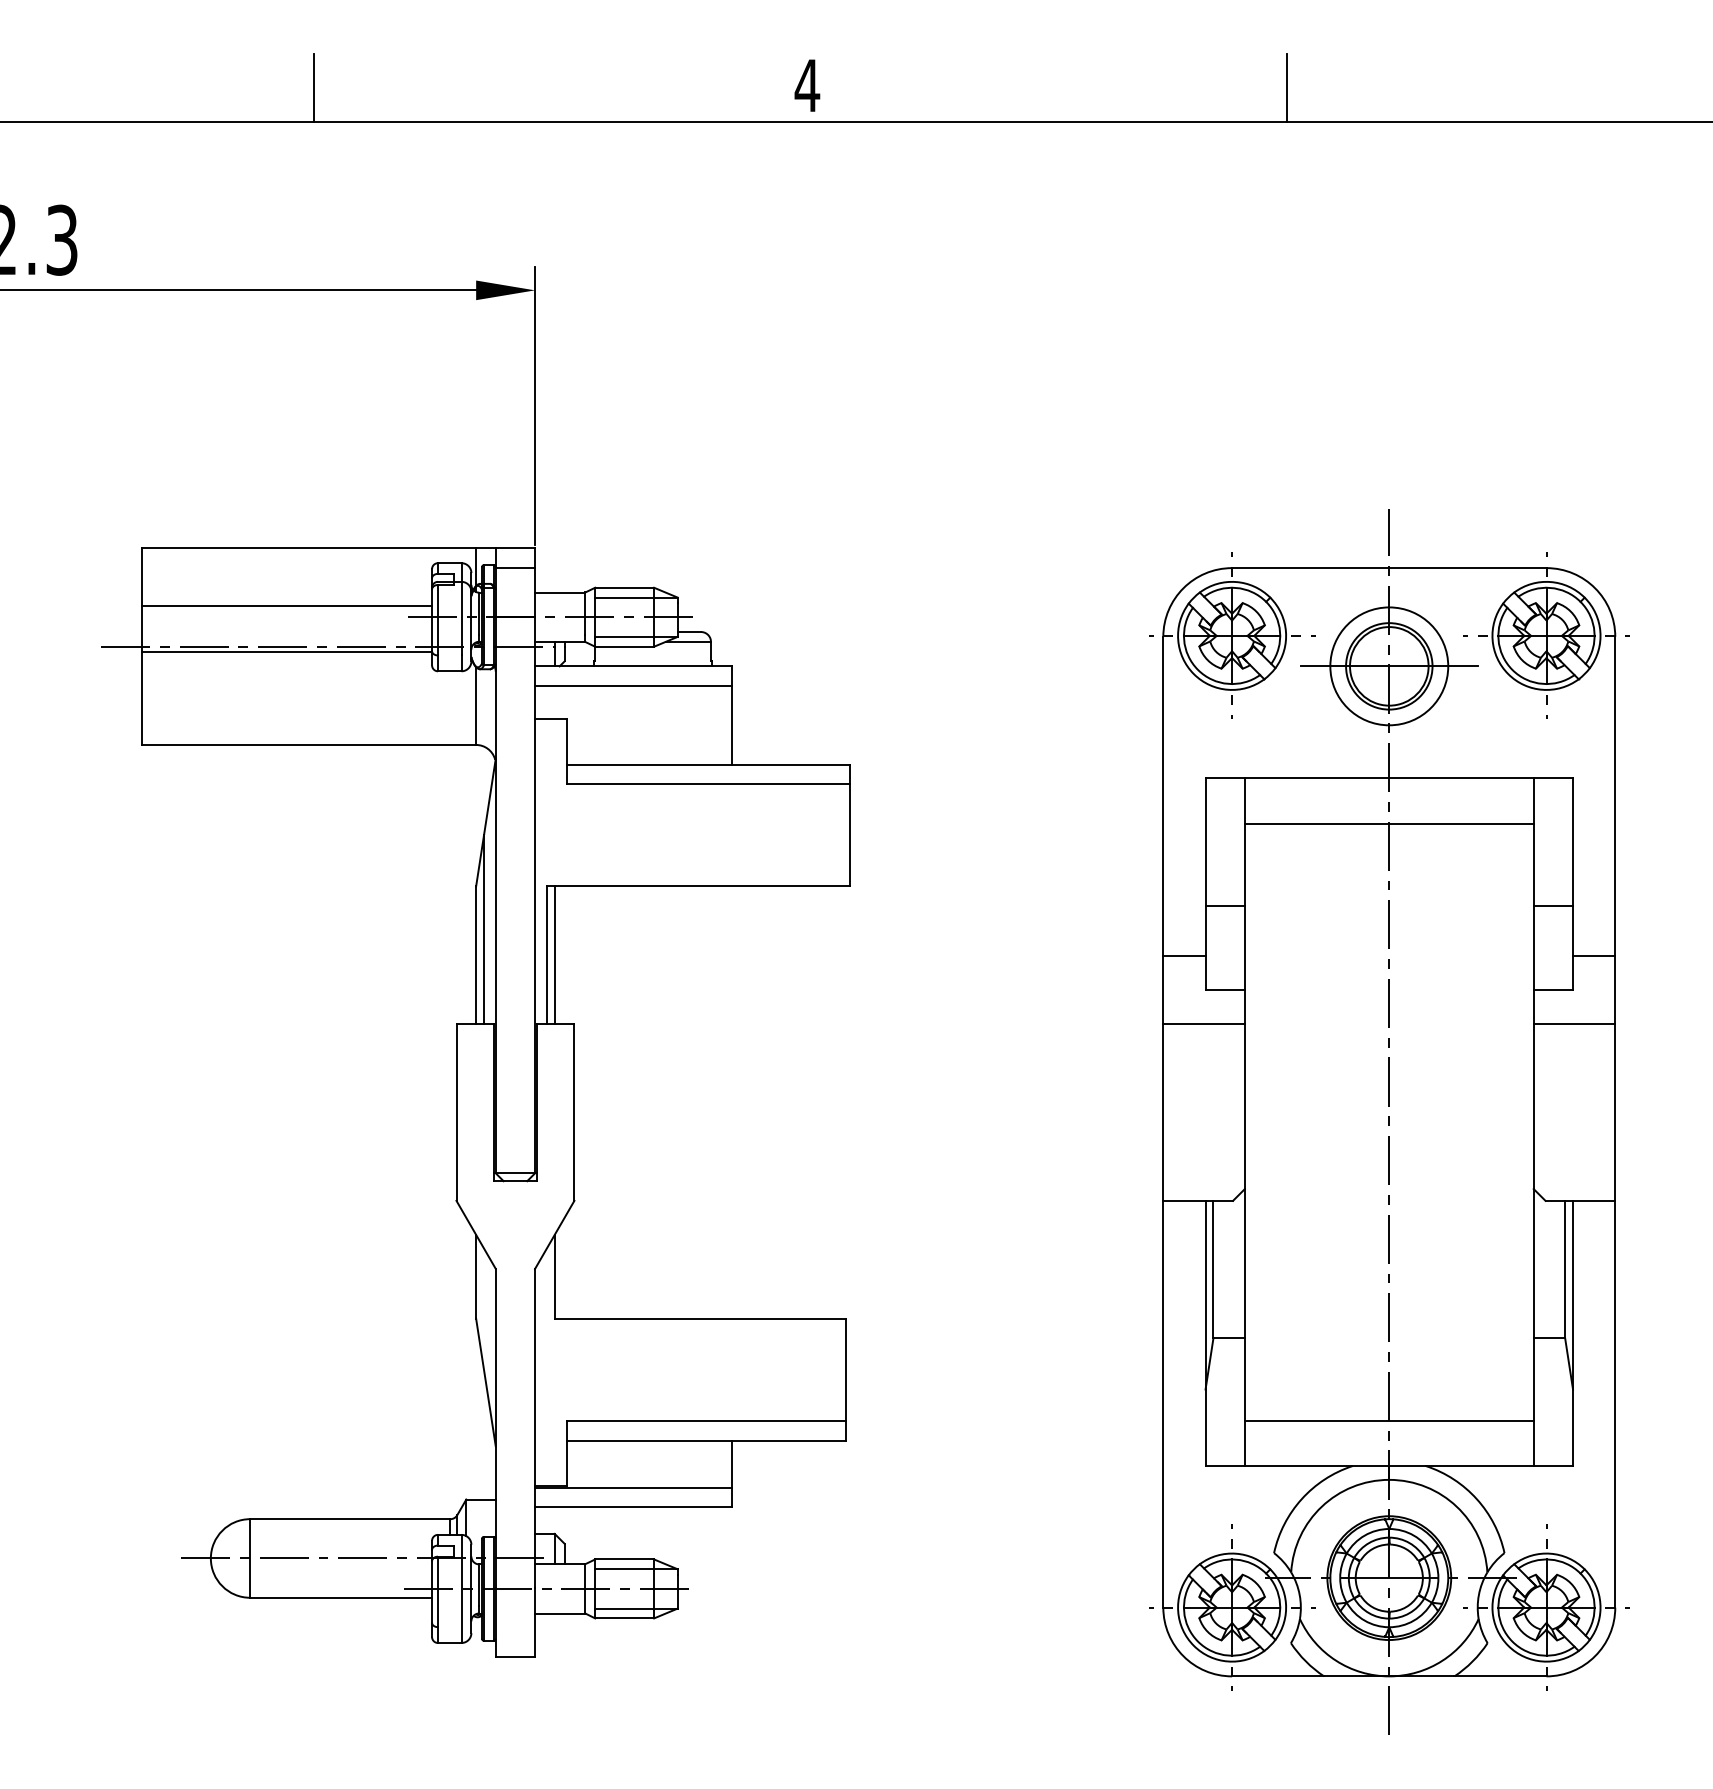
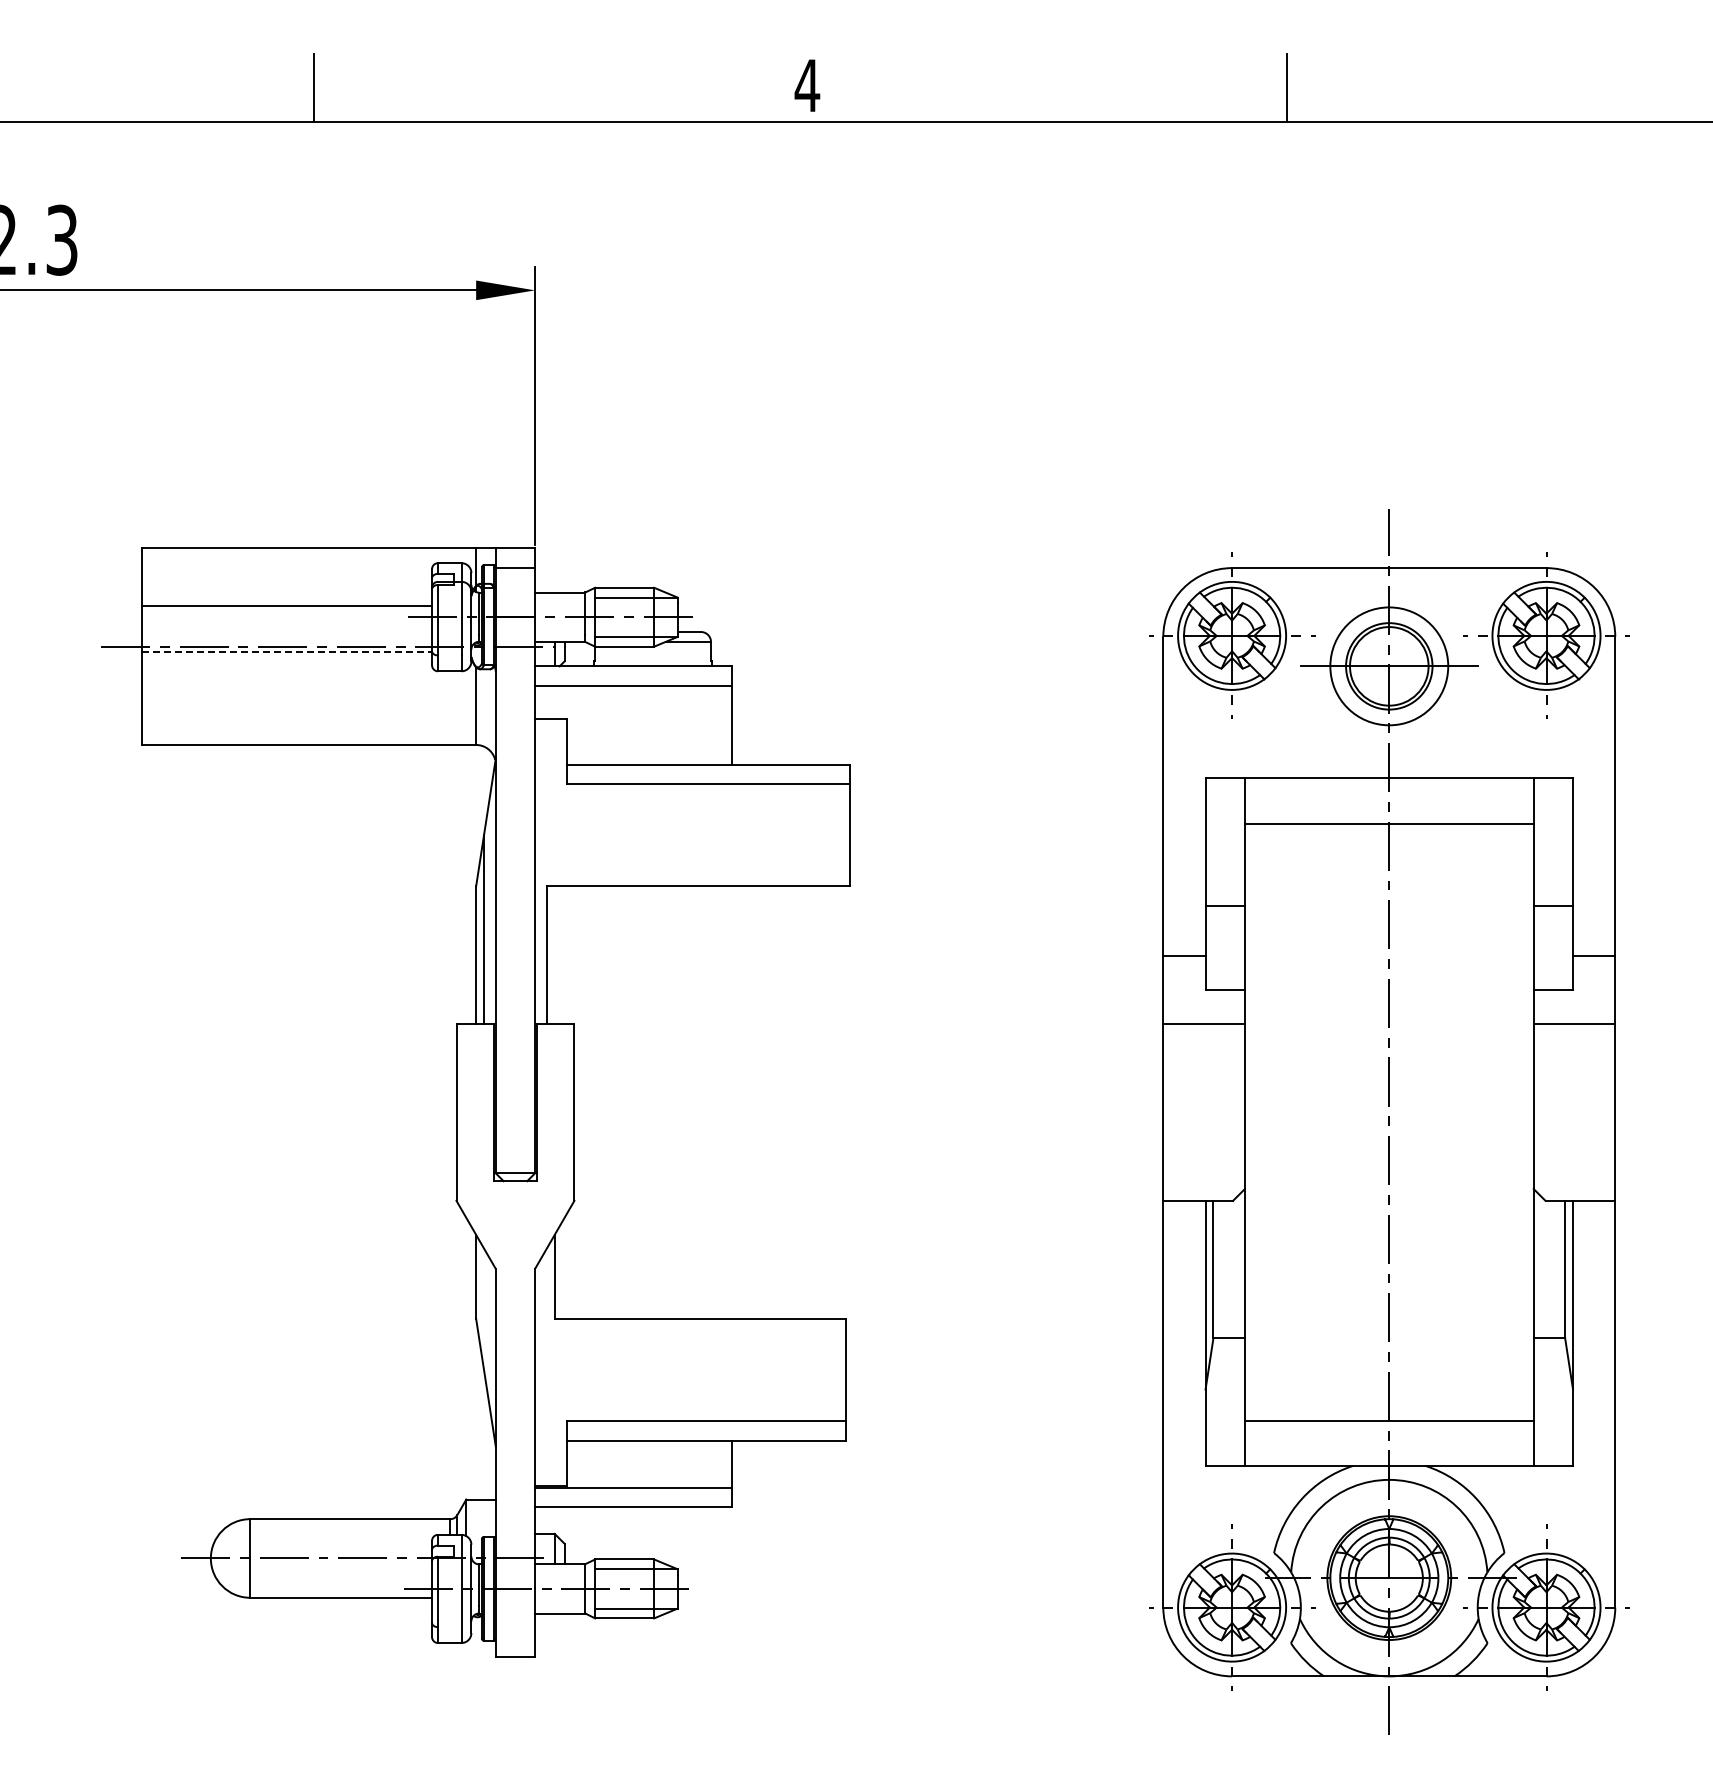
line: solid -> dashed (287, 652)
line: present -> none (554, 955)
